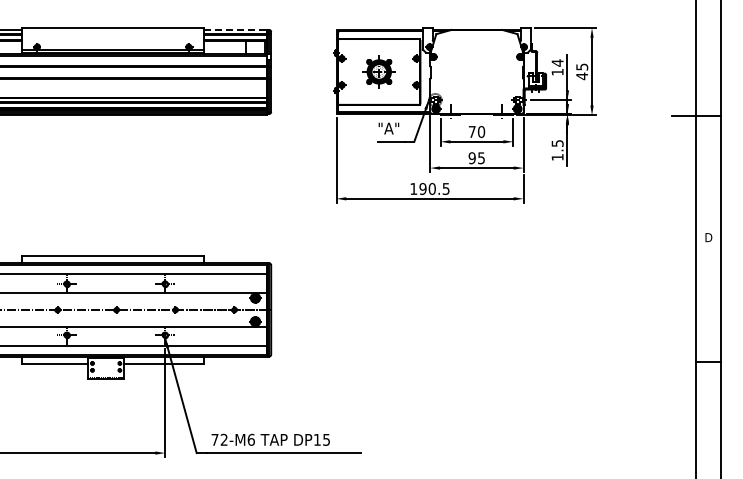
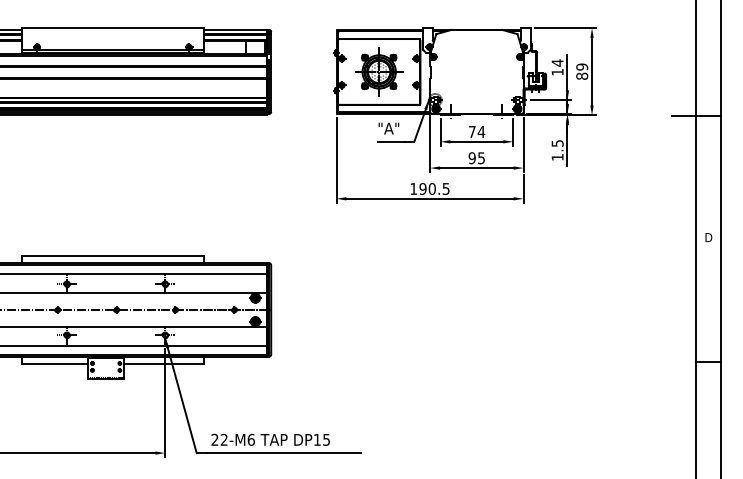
line: dashed -> solid (235, 29)
part size: 34x34 px -> 49x50 px (379, 71)
text: 45 -> 89 (582, 71)
text: 70 -> 74 (481, 131)
text: 72-M6 -> 22-M6 (214, 439)
